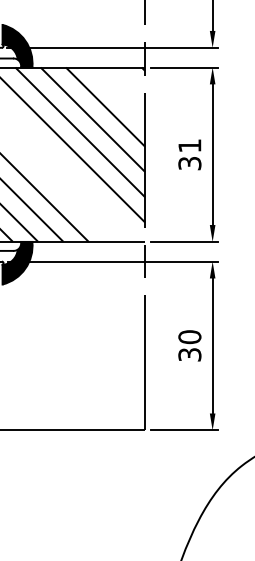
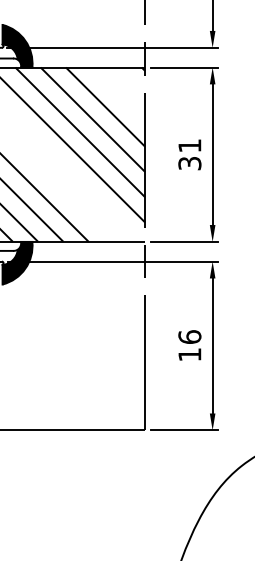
text: 30 -> 16 (189, 345)
